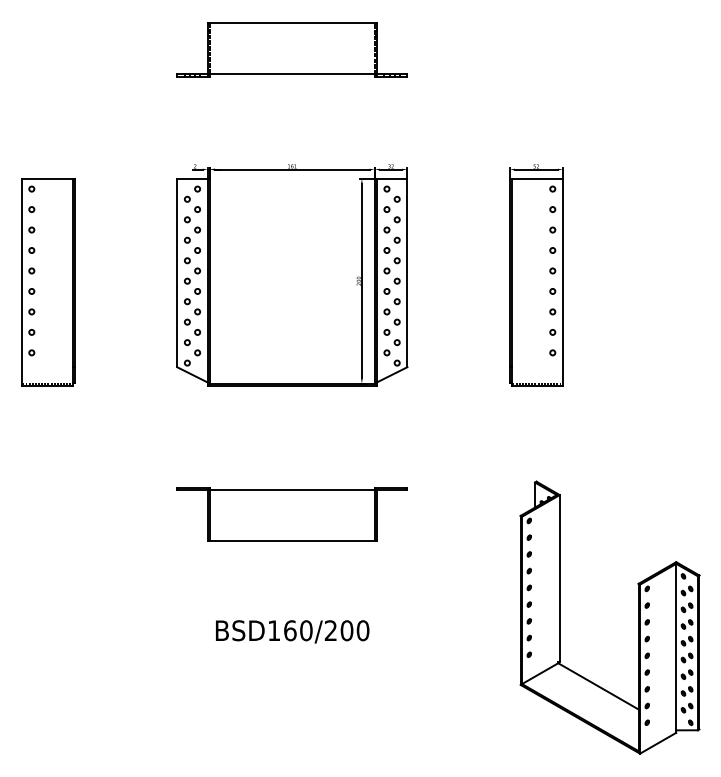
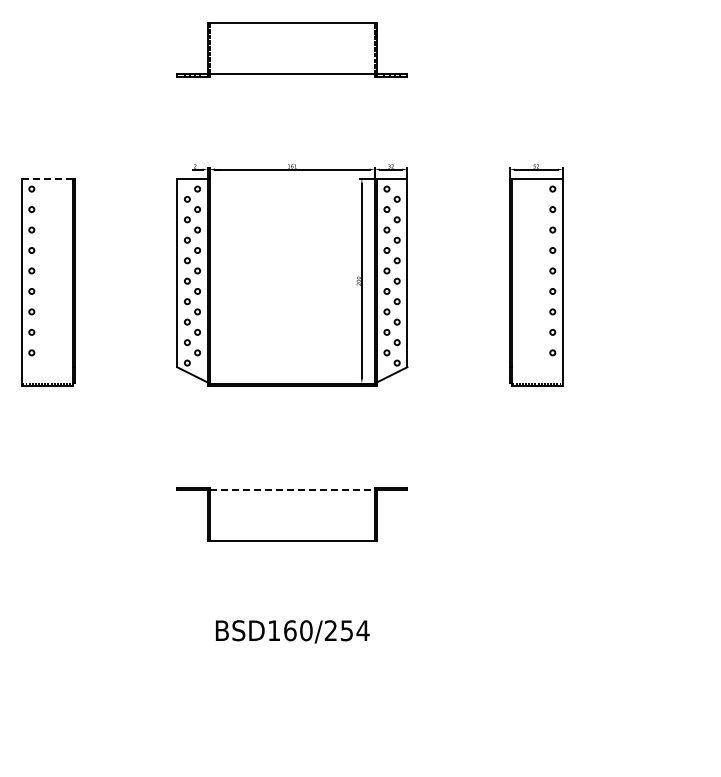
line: solid -> dashed (47, 178)
line: solid -> dashed (292, 490)
part: present -> none (638, 617)
text: BSD160/200 -> BSD160/254 (354, 630)
